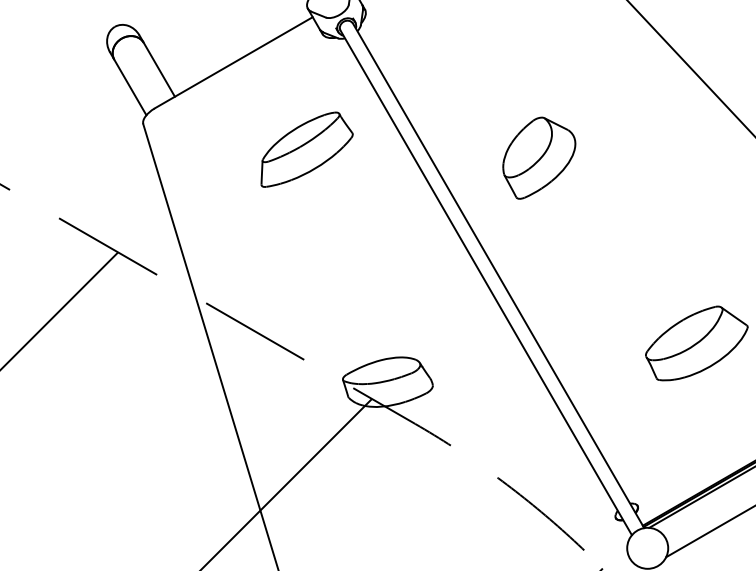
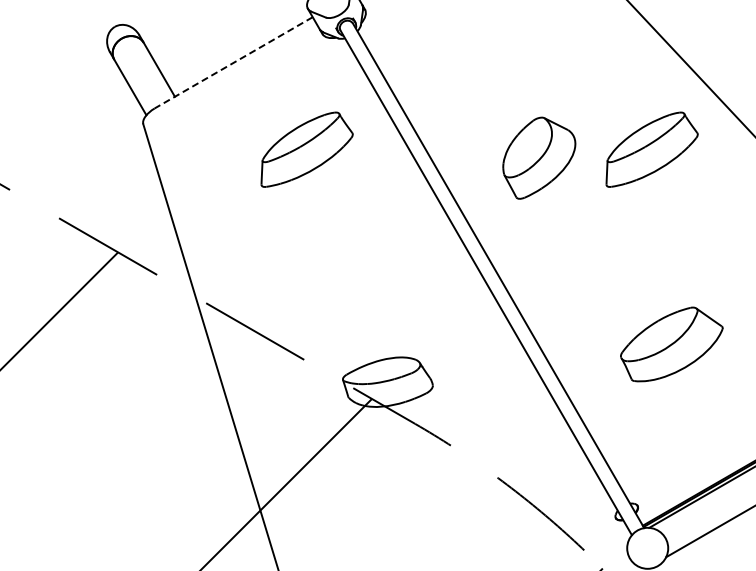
line: solid -> dashed (233, 63)
part: none -> present (651, 149)
part position: (696, 343) -> (671, 344) (671, 344)
